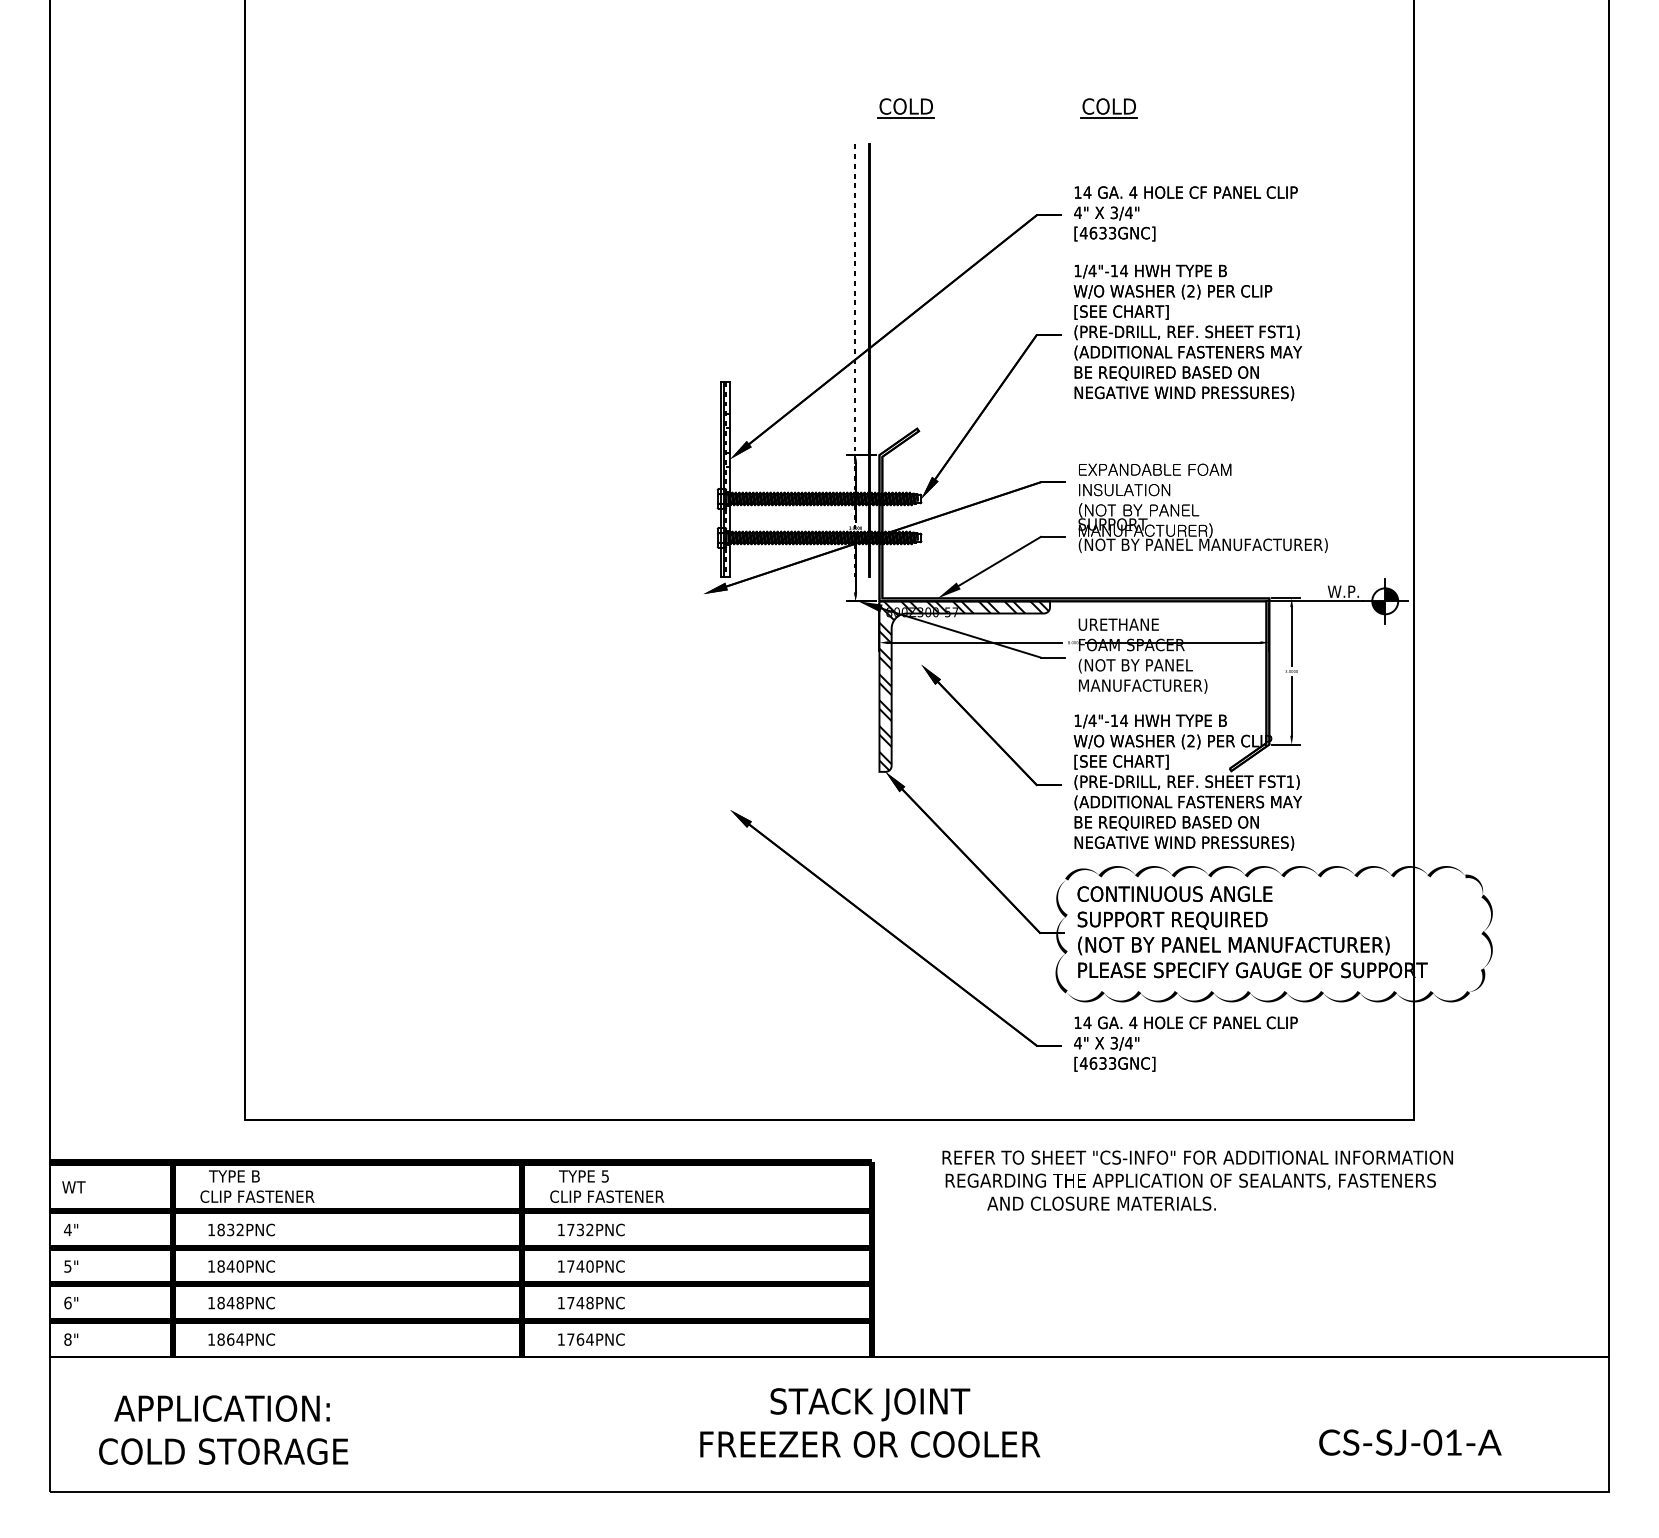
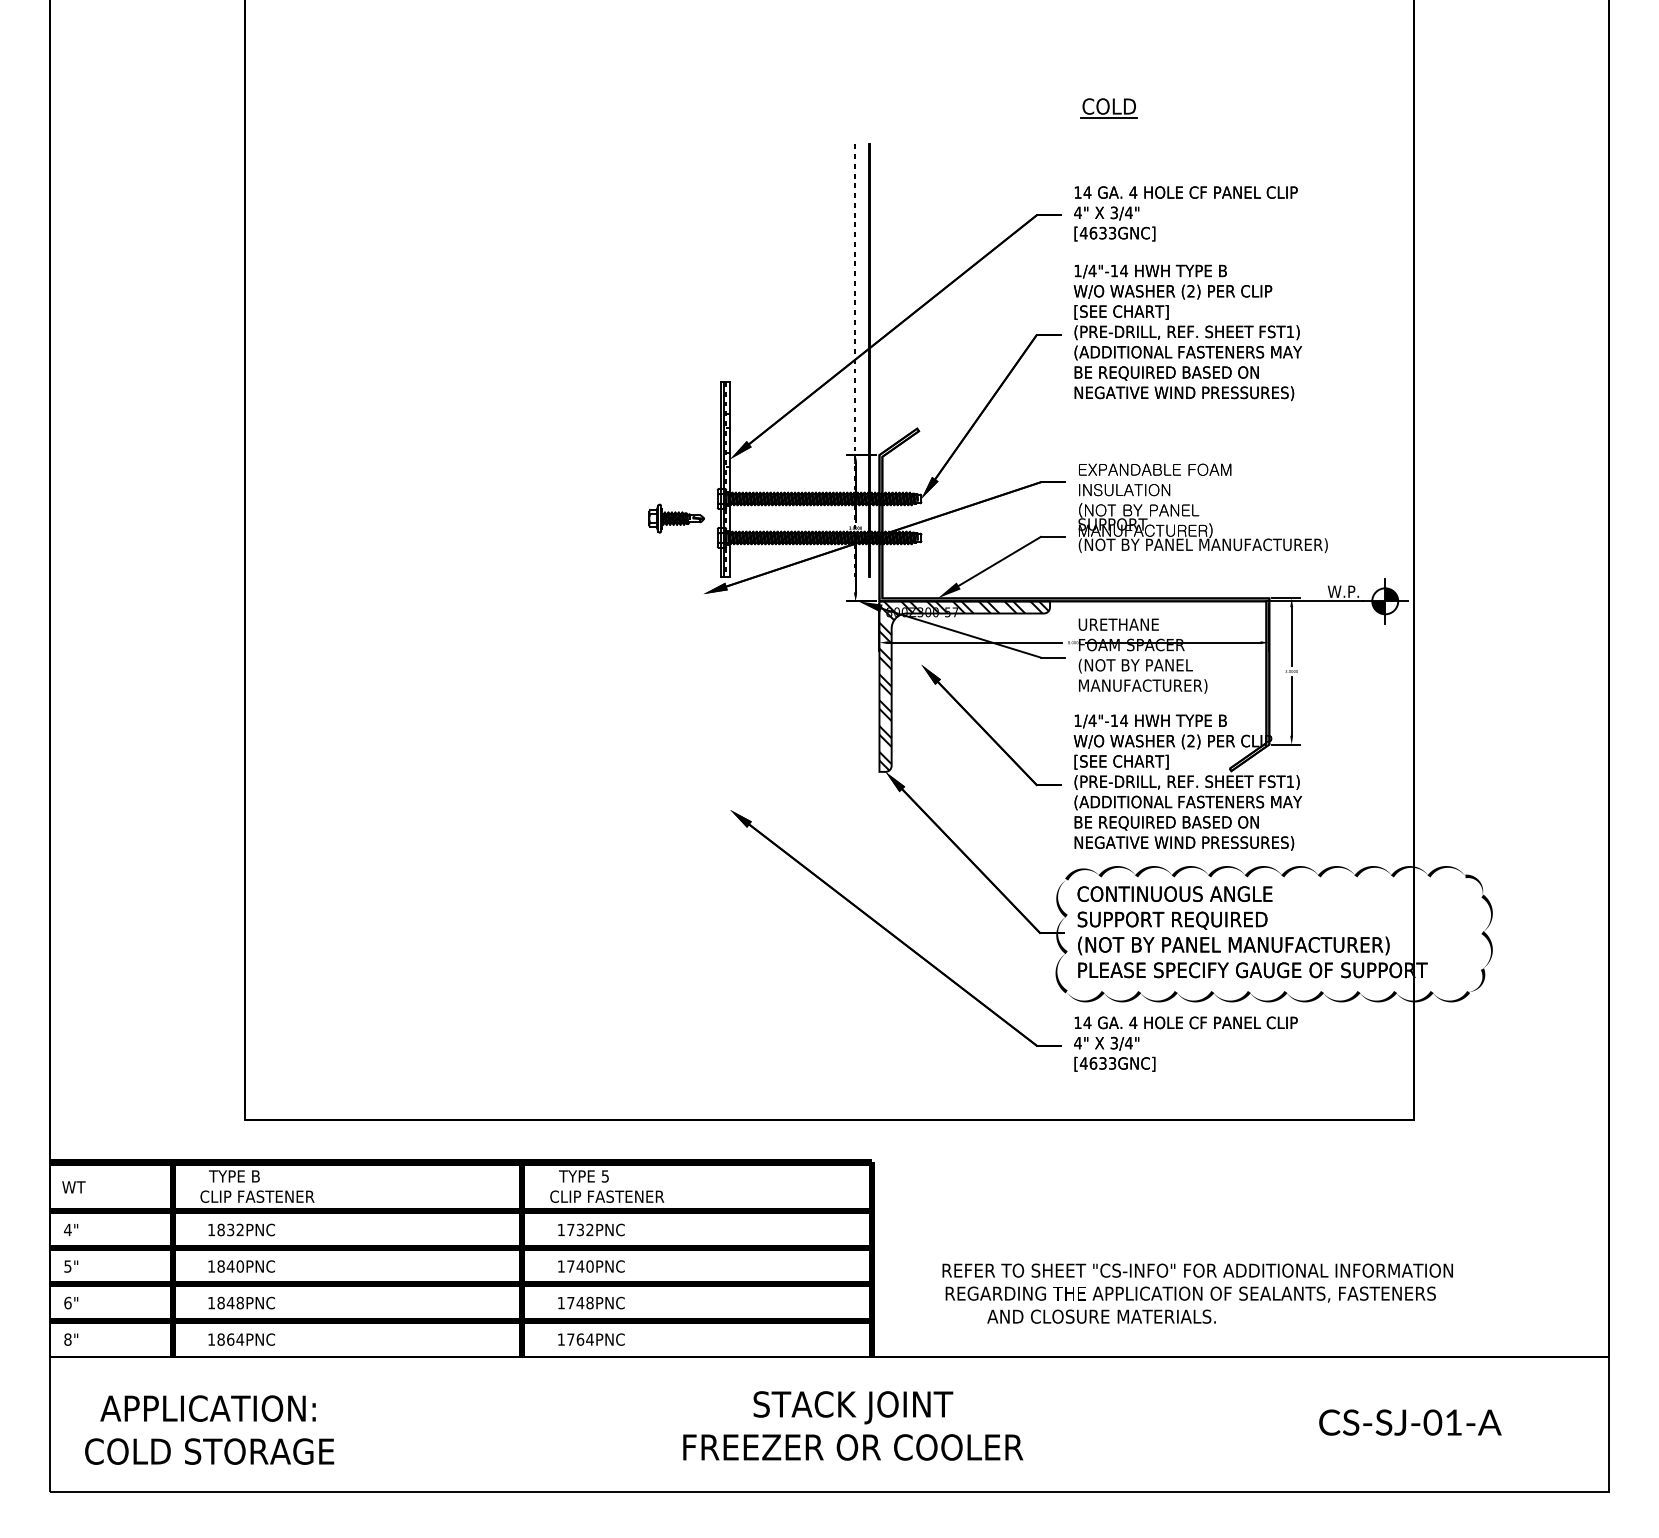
part: present -> none (905, 108)
part: none -> present (676, 518)
text position: (1197, 1180) -> (1197, 1293) (1197, 1293)
text position: (870, 1422) -> (853, 1425) (853, 1425)
text position: (223, 1429) -> (209, 1429) (209, 1429)
text position: (1410, 1442) -> (1410, 1422) (1410, 1422)
